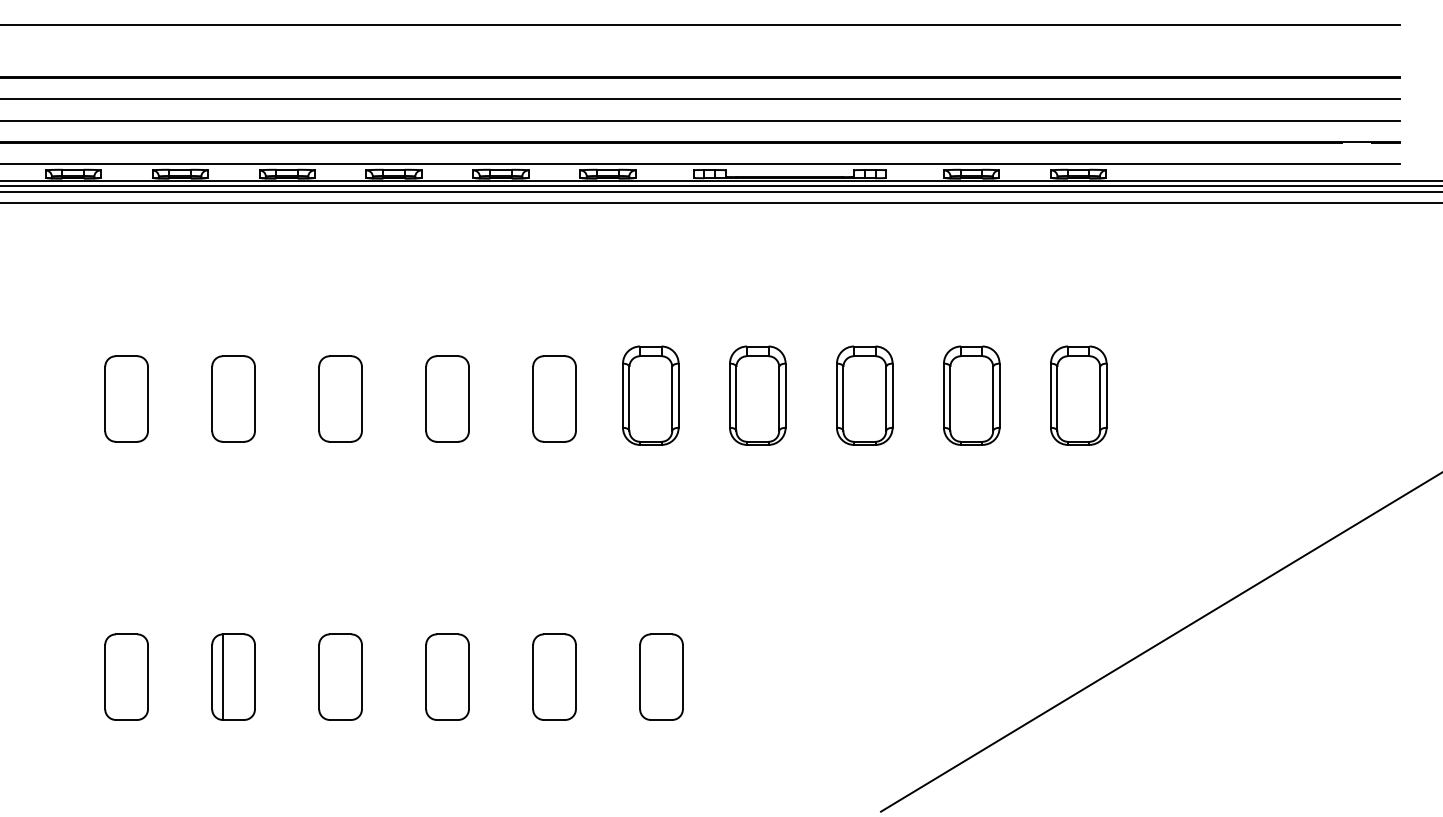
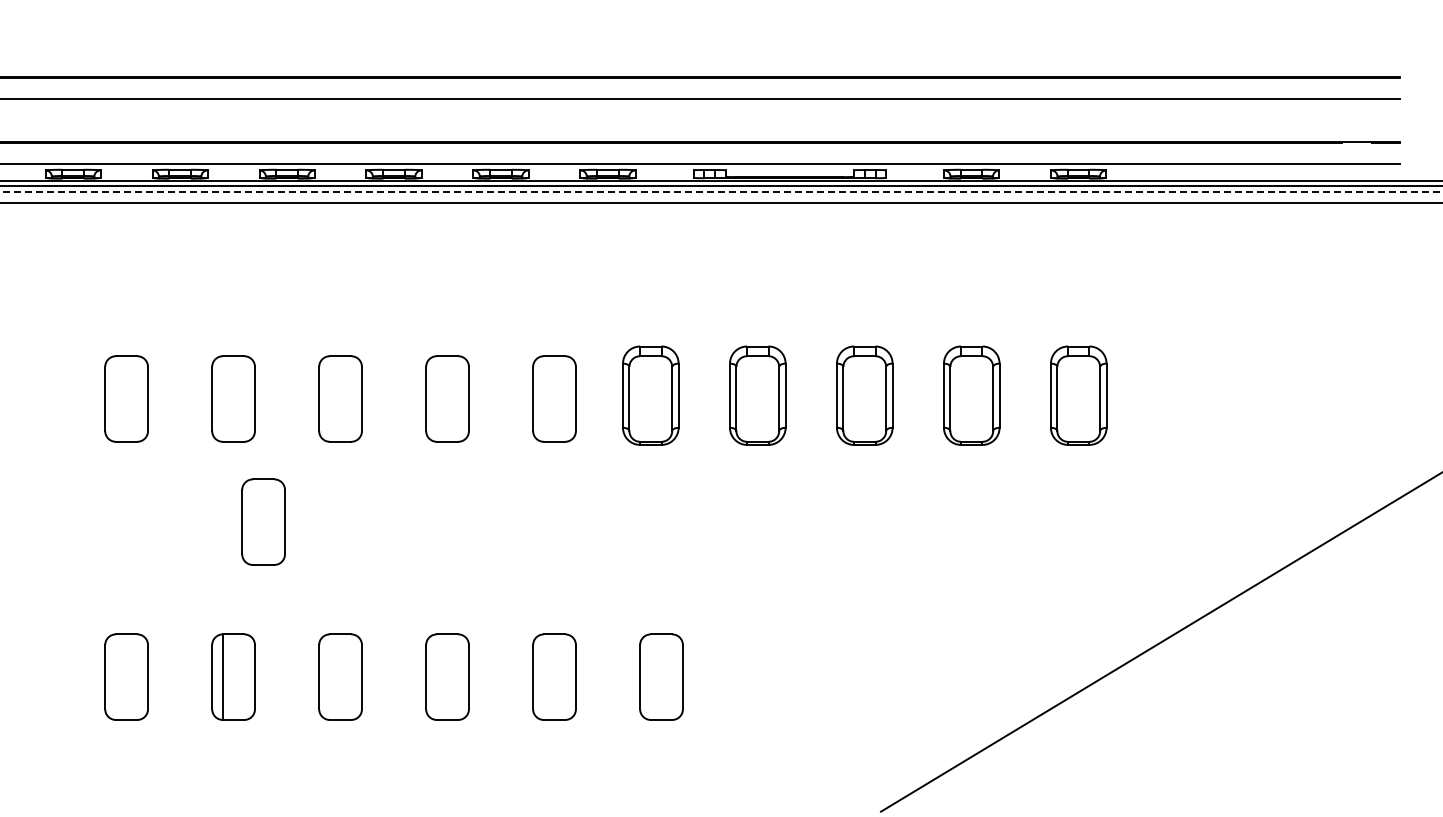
line: present -> none (700, 24)
line: present -> none (700, 120)
line: solid -> dashed (721, 192)
part: none -> present (263, 521)
